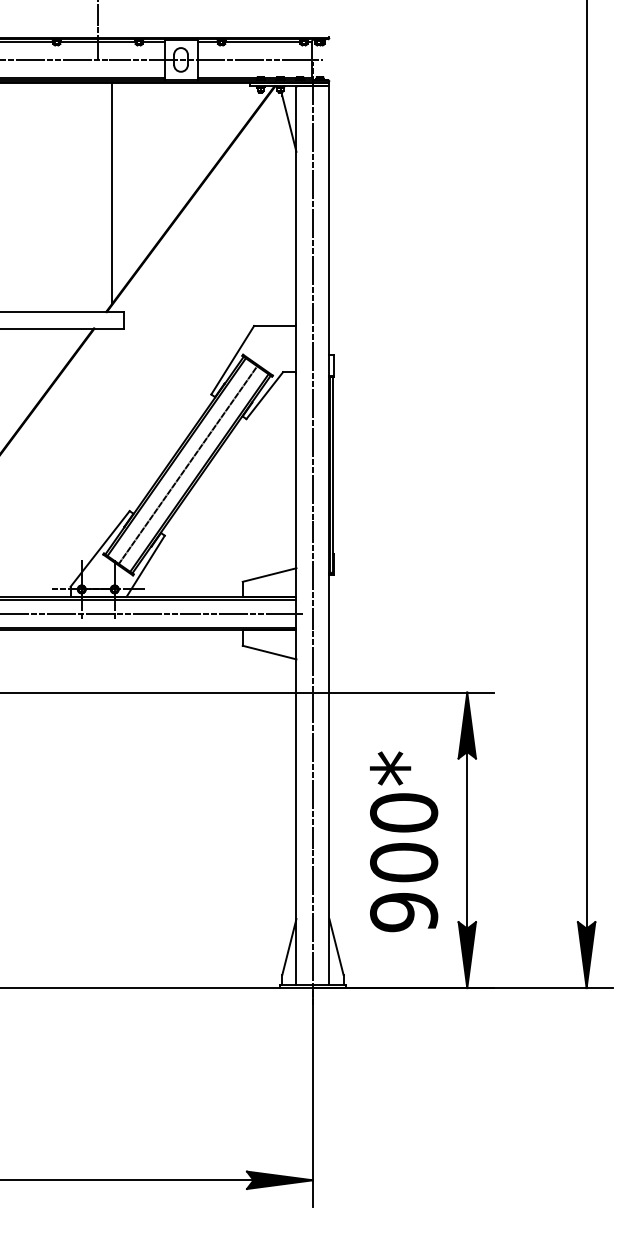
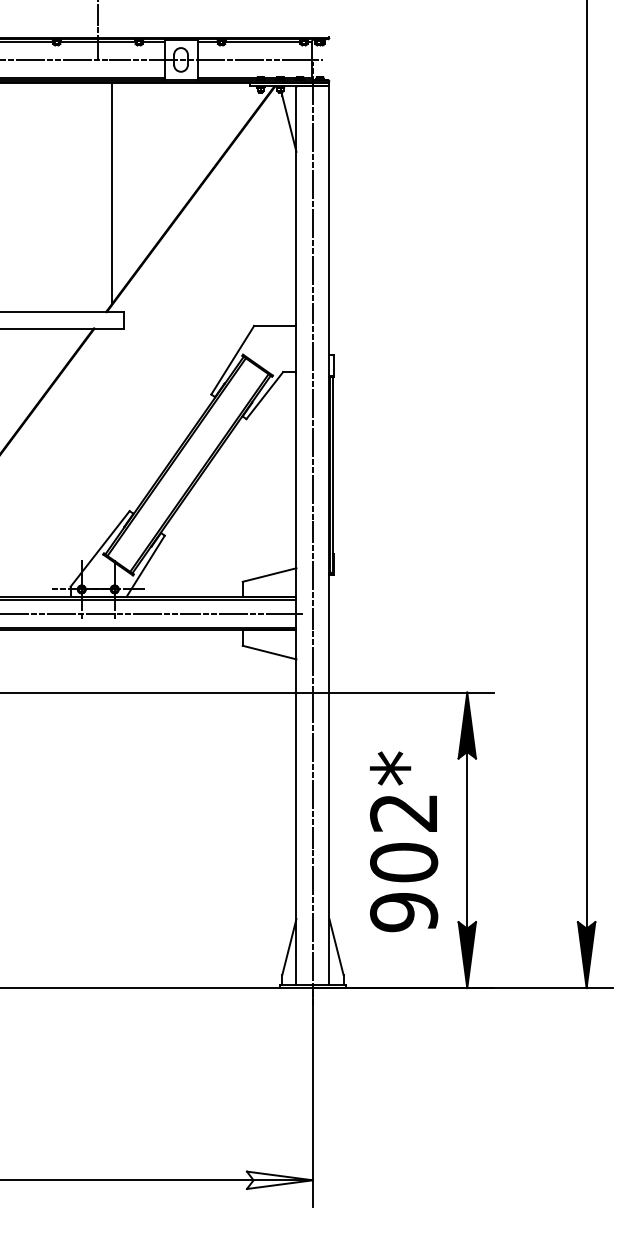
line: present -> none (188, 465)
text: 900* -> 902* (404, 812)
fill: present -> none (279, 1180)
